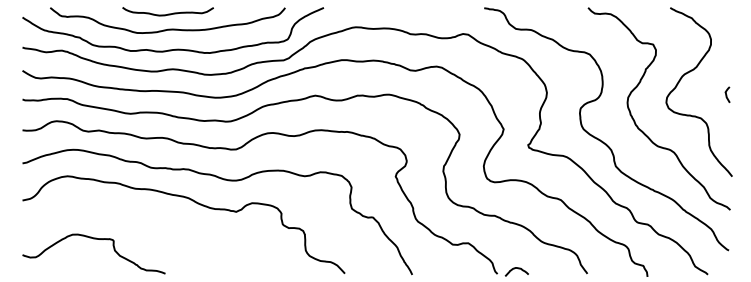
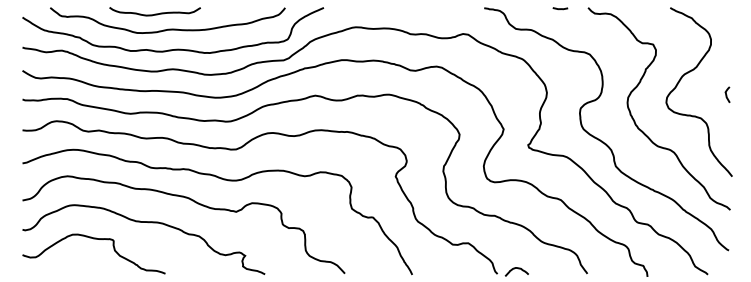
curve: none -> present (560, 8)
curve position: (167, 13) -> (154, 13) (154, 13)
curve: none -> present (148, 223)
